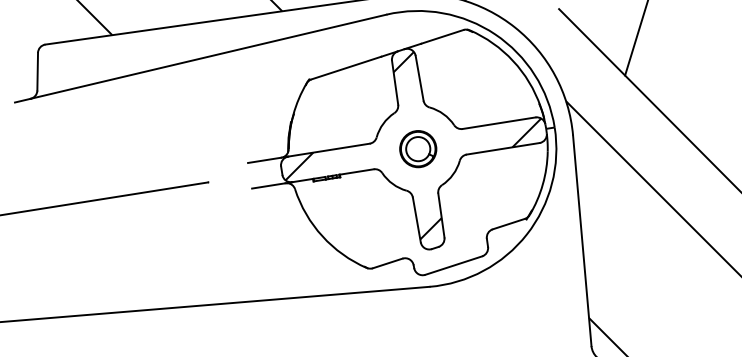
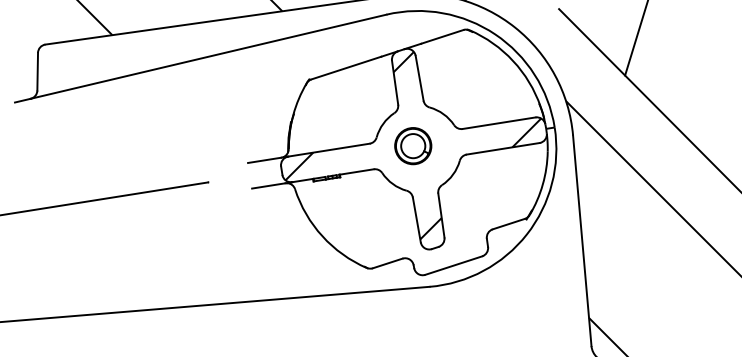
part position: (418, 149) -> (413, 146) (413, 146)
